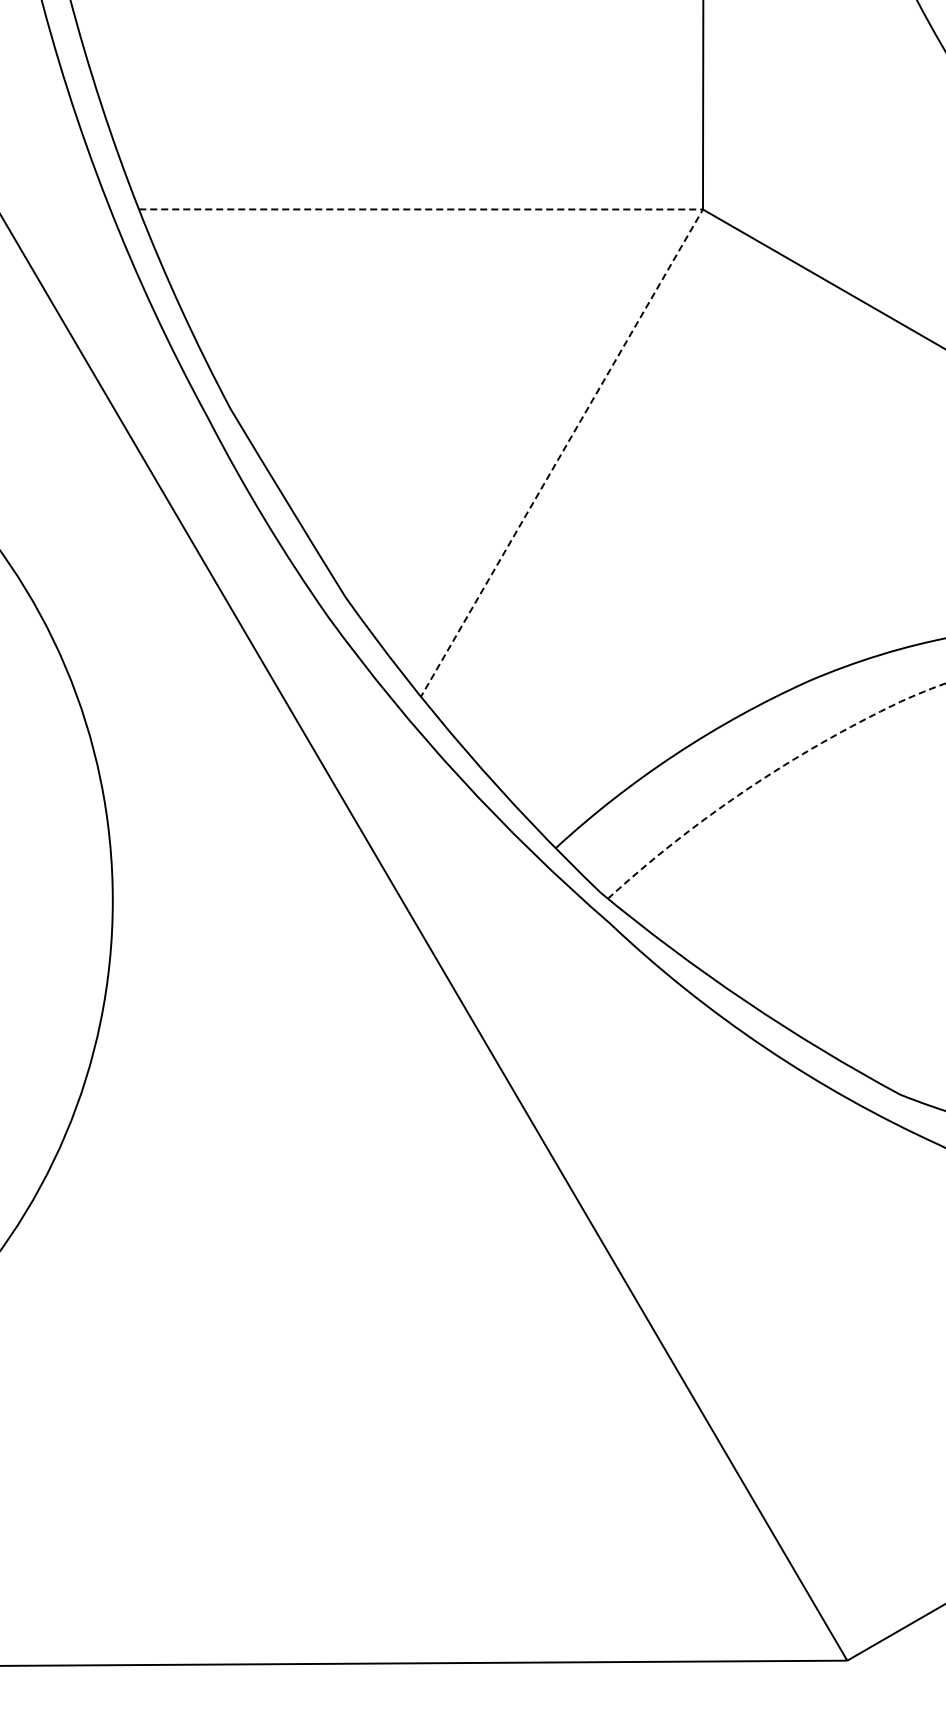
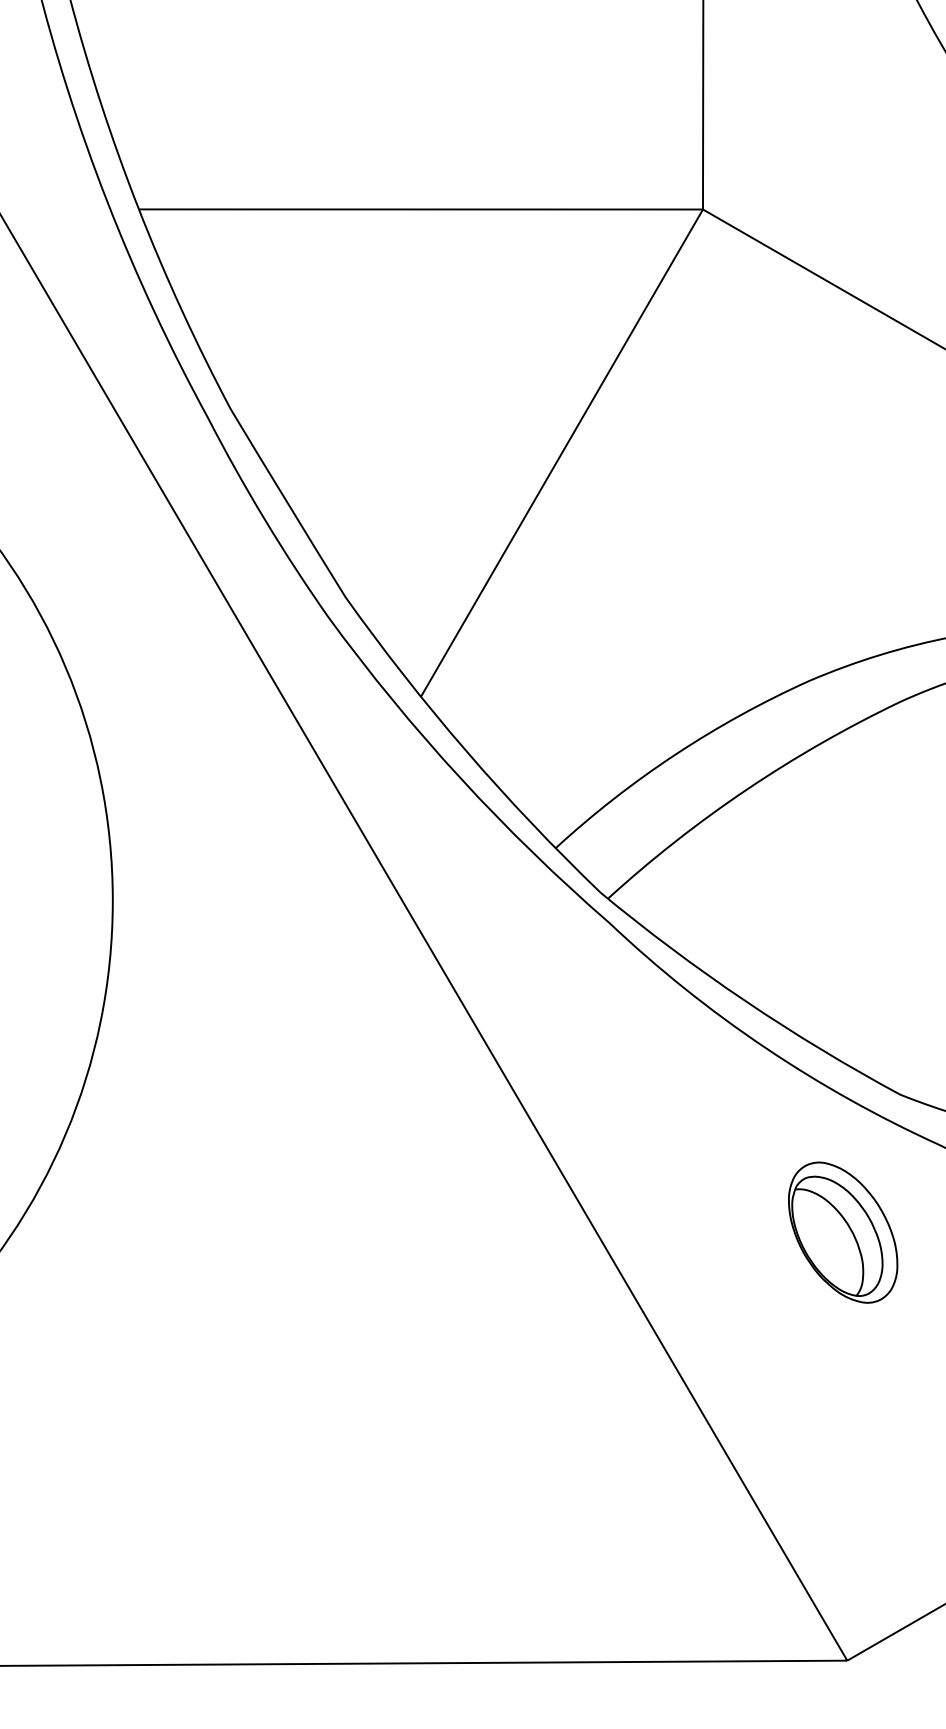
line: dashed -> solid (703, 209)
line: dashed -> solid (767, 775)
part: none -> present (843, 1232)
